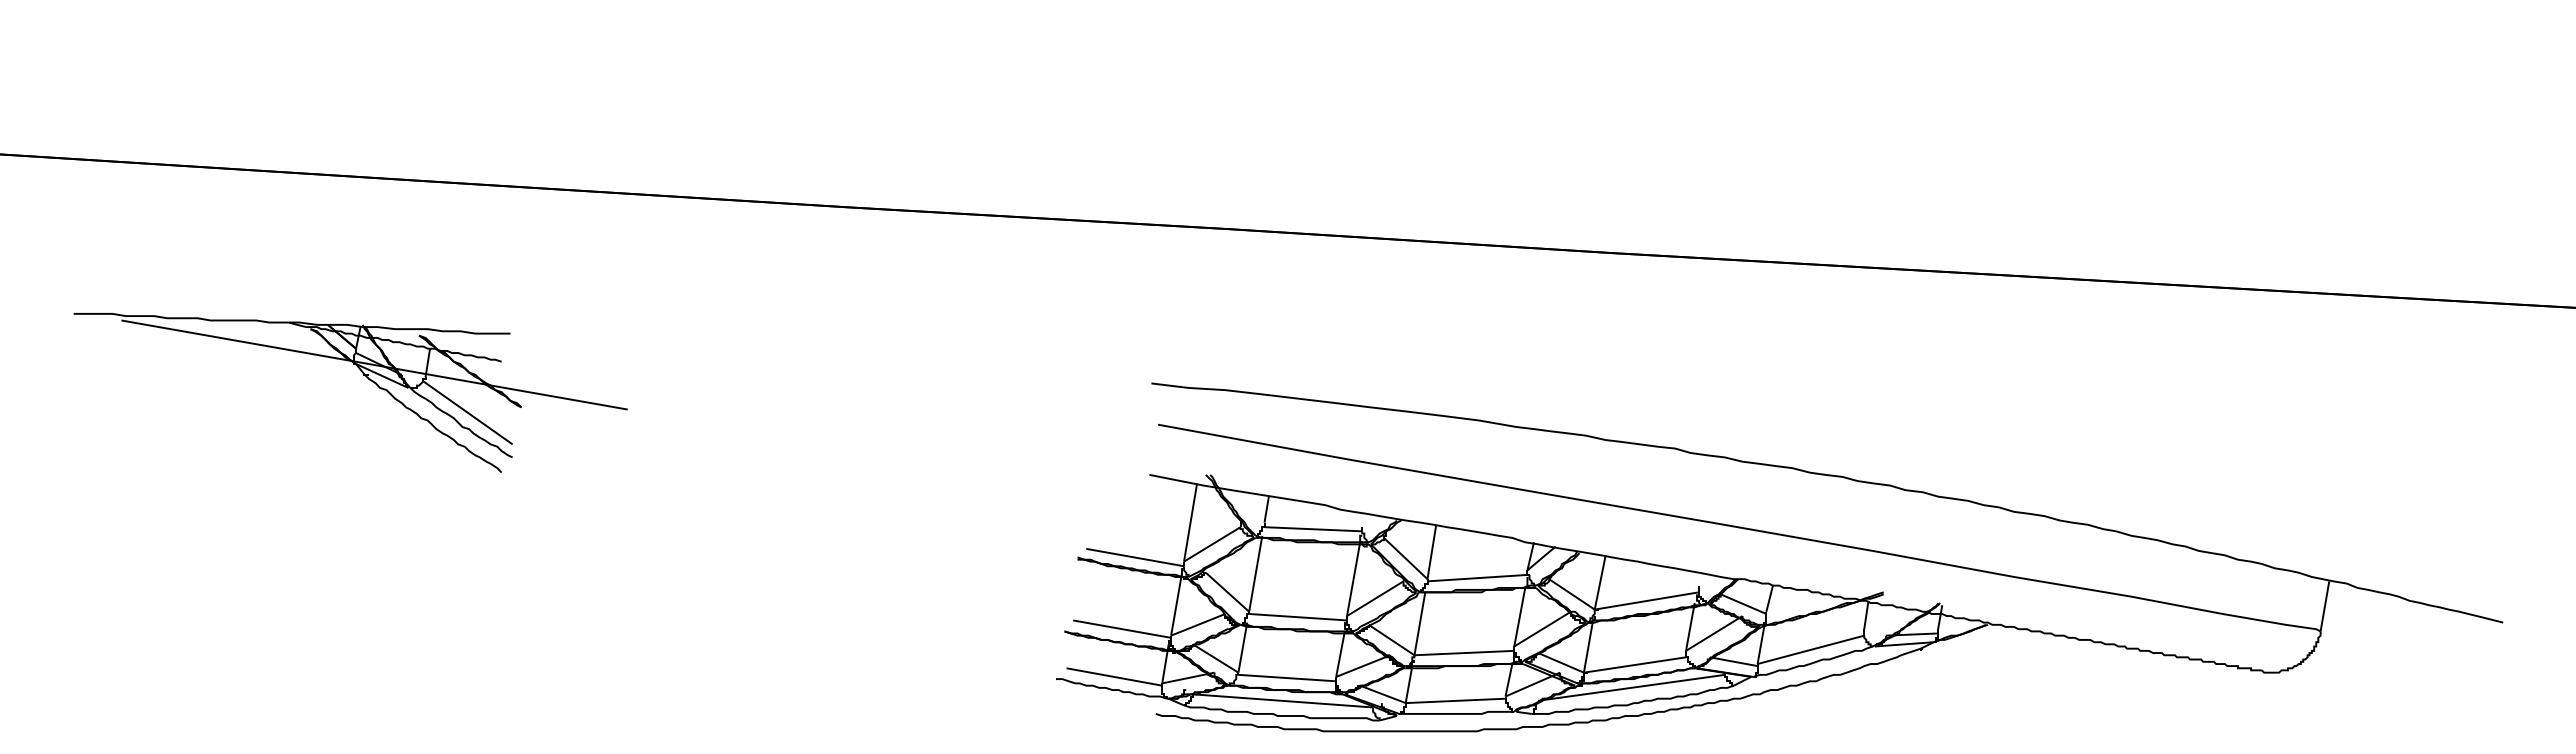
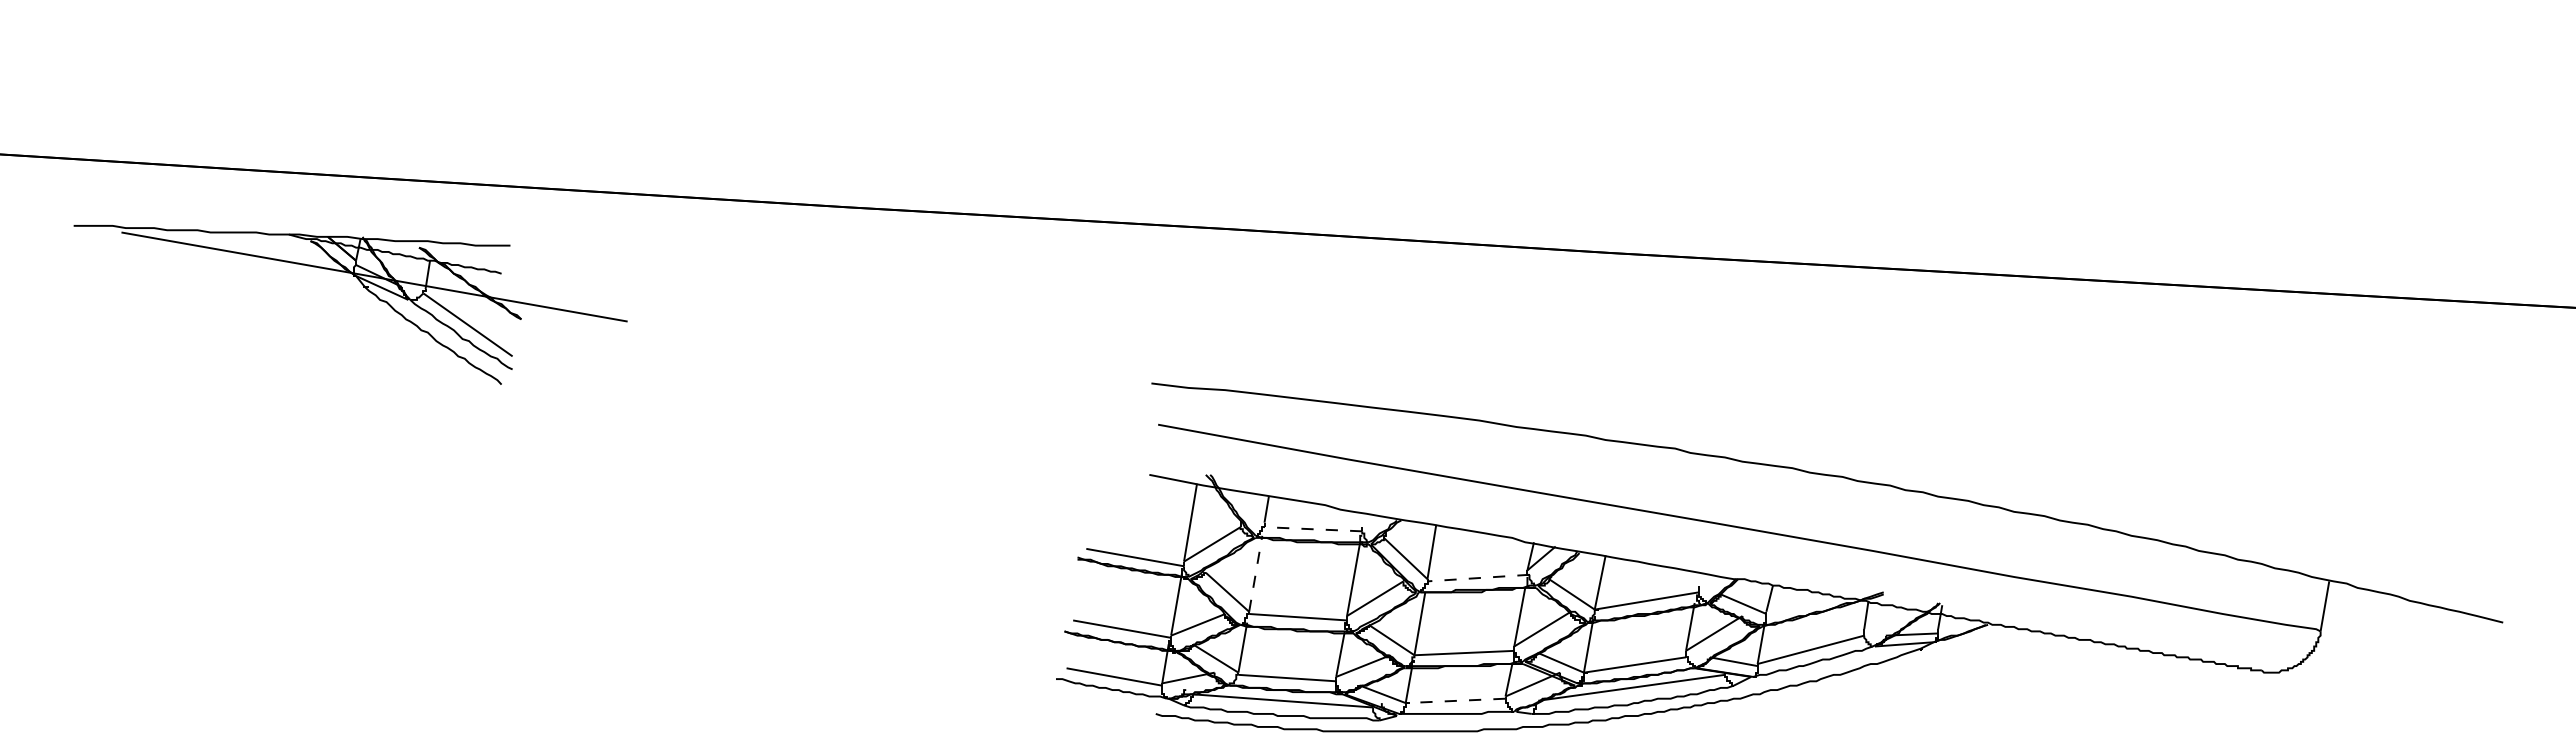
part position: (363, 375) -> (363, 287) (363, 287)
line: solid -> dashed (1313, 529)
line: solid -> dashed (1255, 573)
line: solid -> dashed (1478, 578)
line: solid -> dashed (1455, 700)
